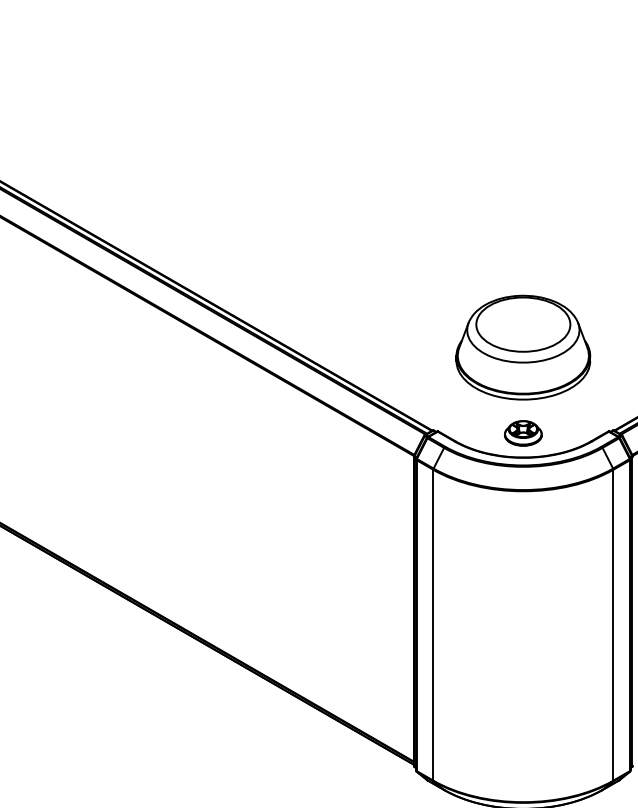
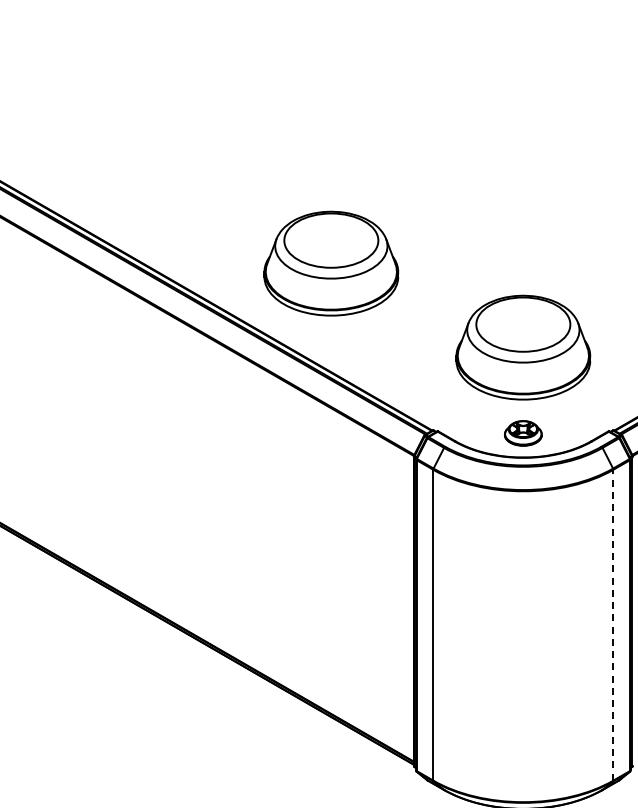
part: none -> present (331, 263)
line: solid -> dashed (613, 624)
